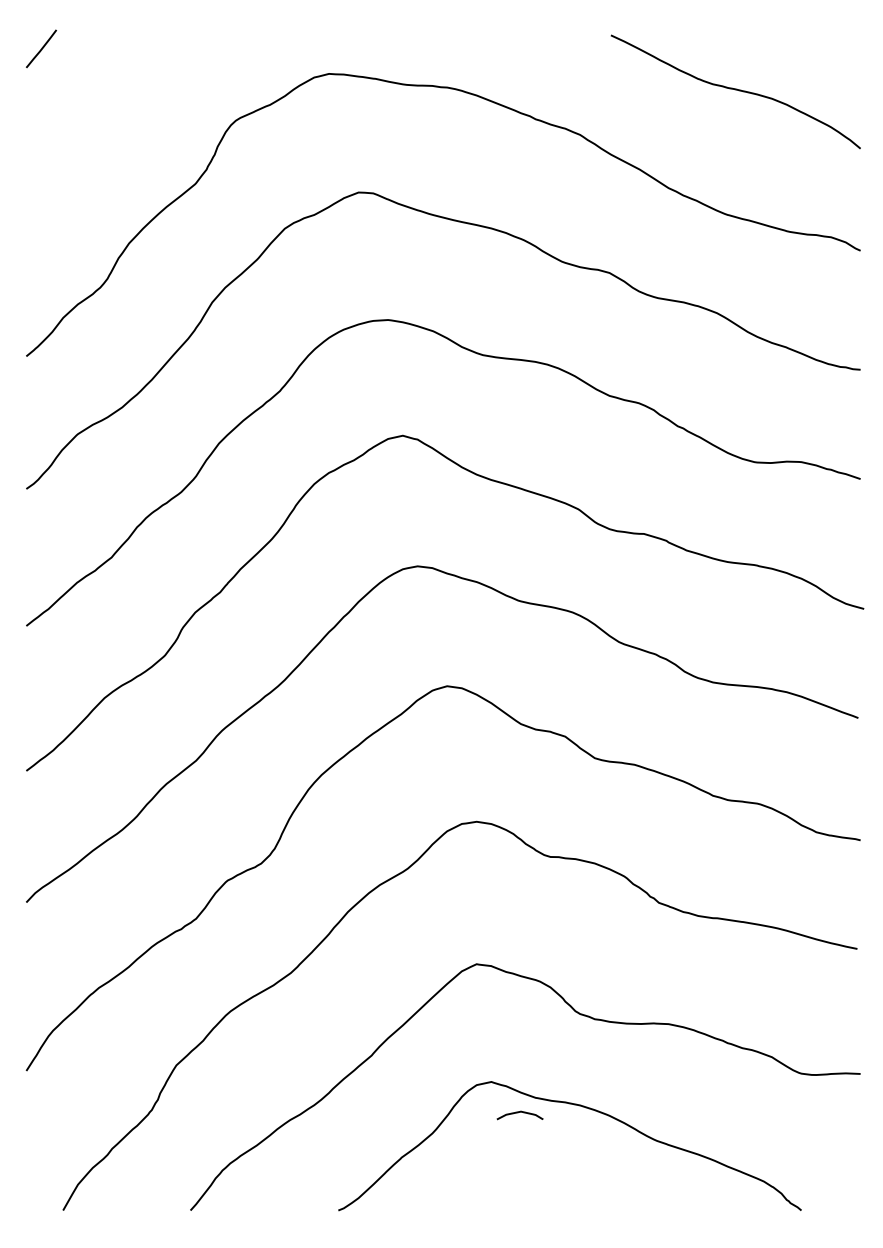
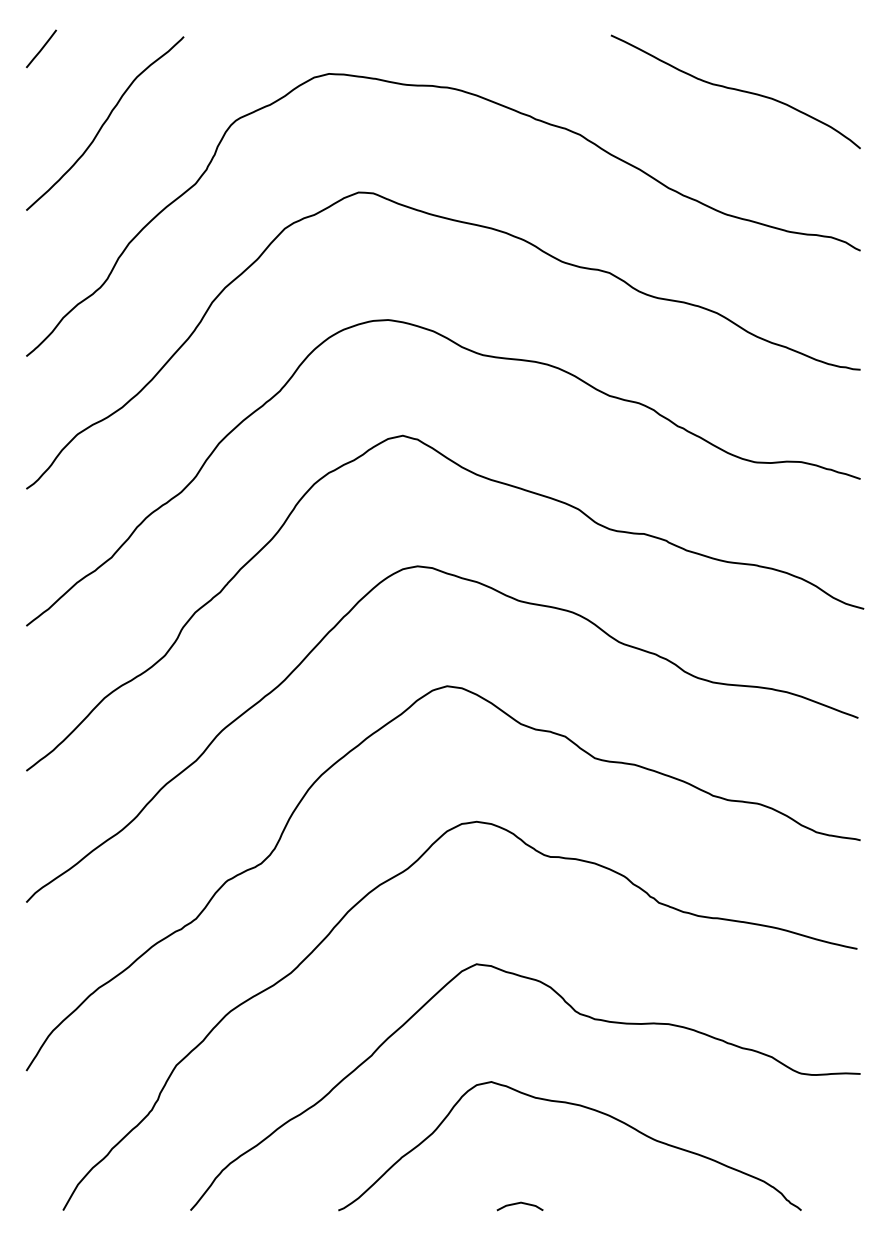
curve: none -> present (105, 123)
curve position: (518, 1113) -> (518, 1204) (518, 1204)
